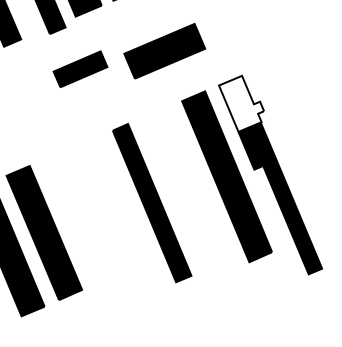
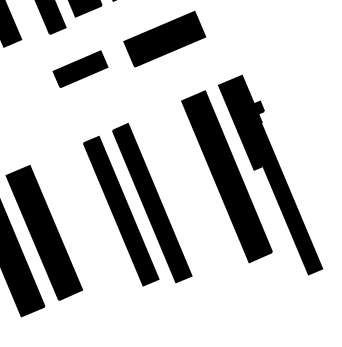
part position: (164, 51) -> (164, 39) (164, 39)
fill: none -> present (241, 103)
part: none -> present (121, 210)
